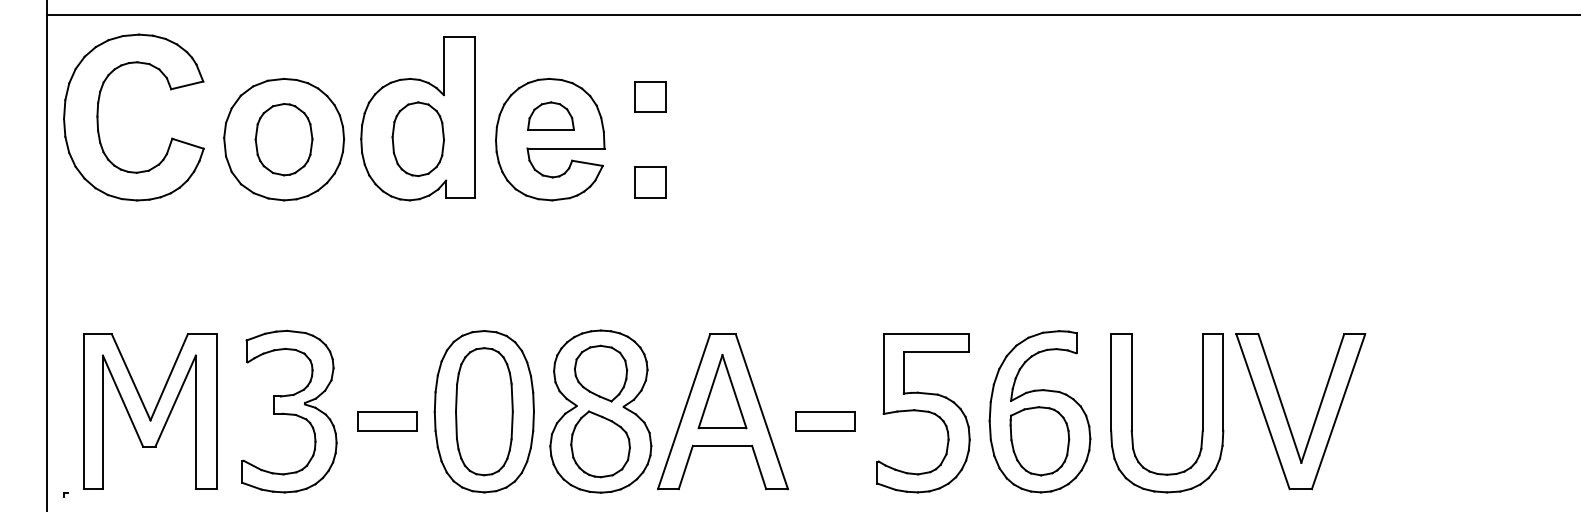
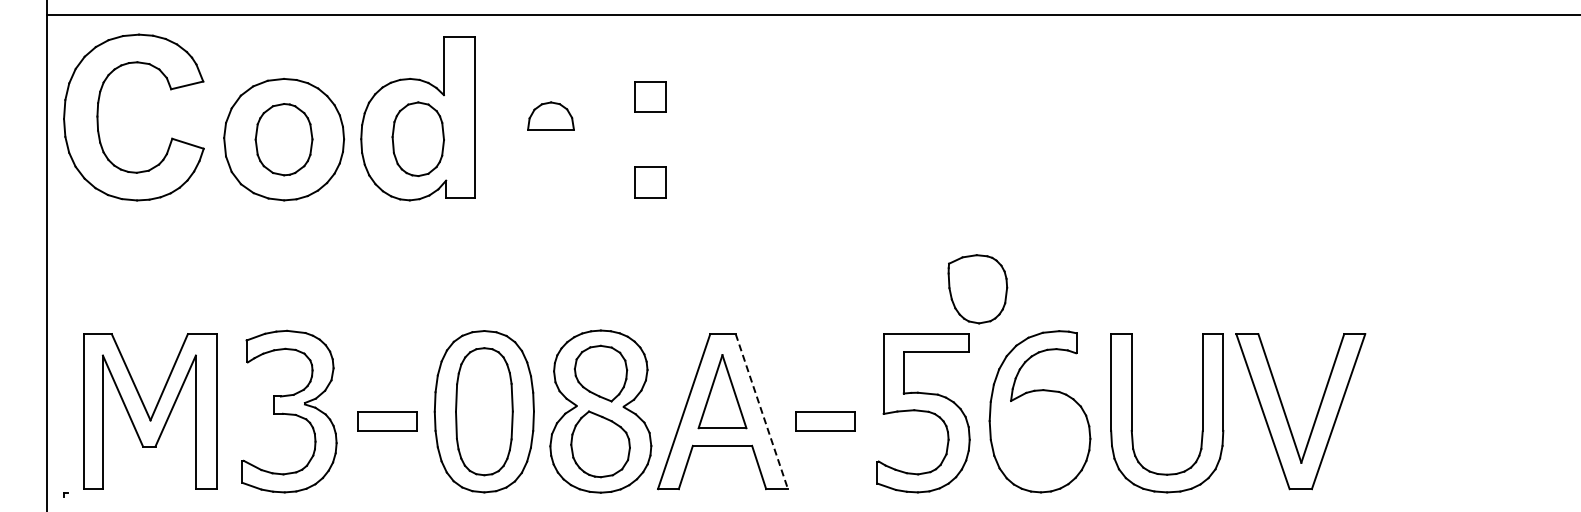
part: present -> none (550, 139)
line: solid -> dashed (761, 411)
part position: (1039, 441) -> (977, 289) (977, 289)
